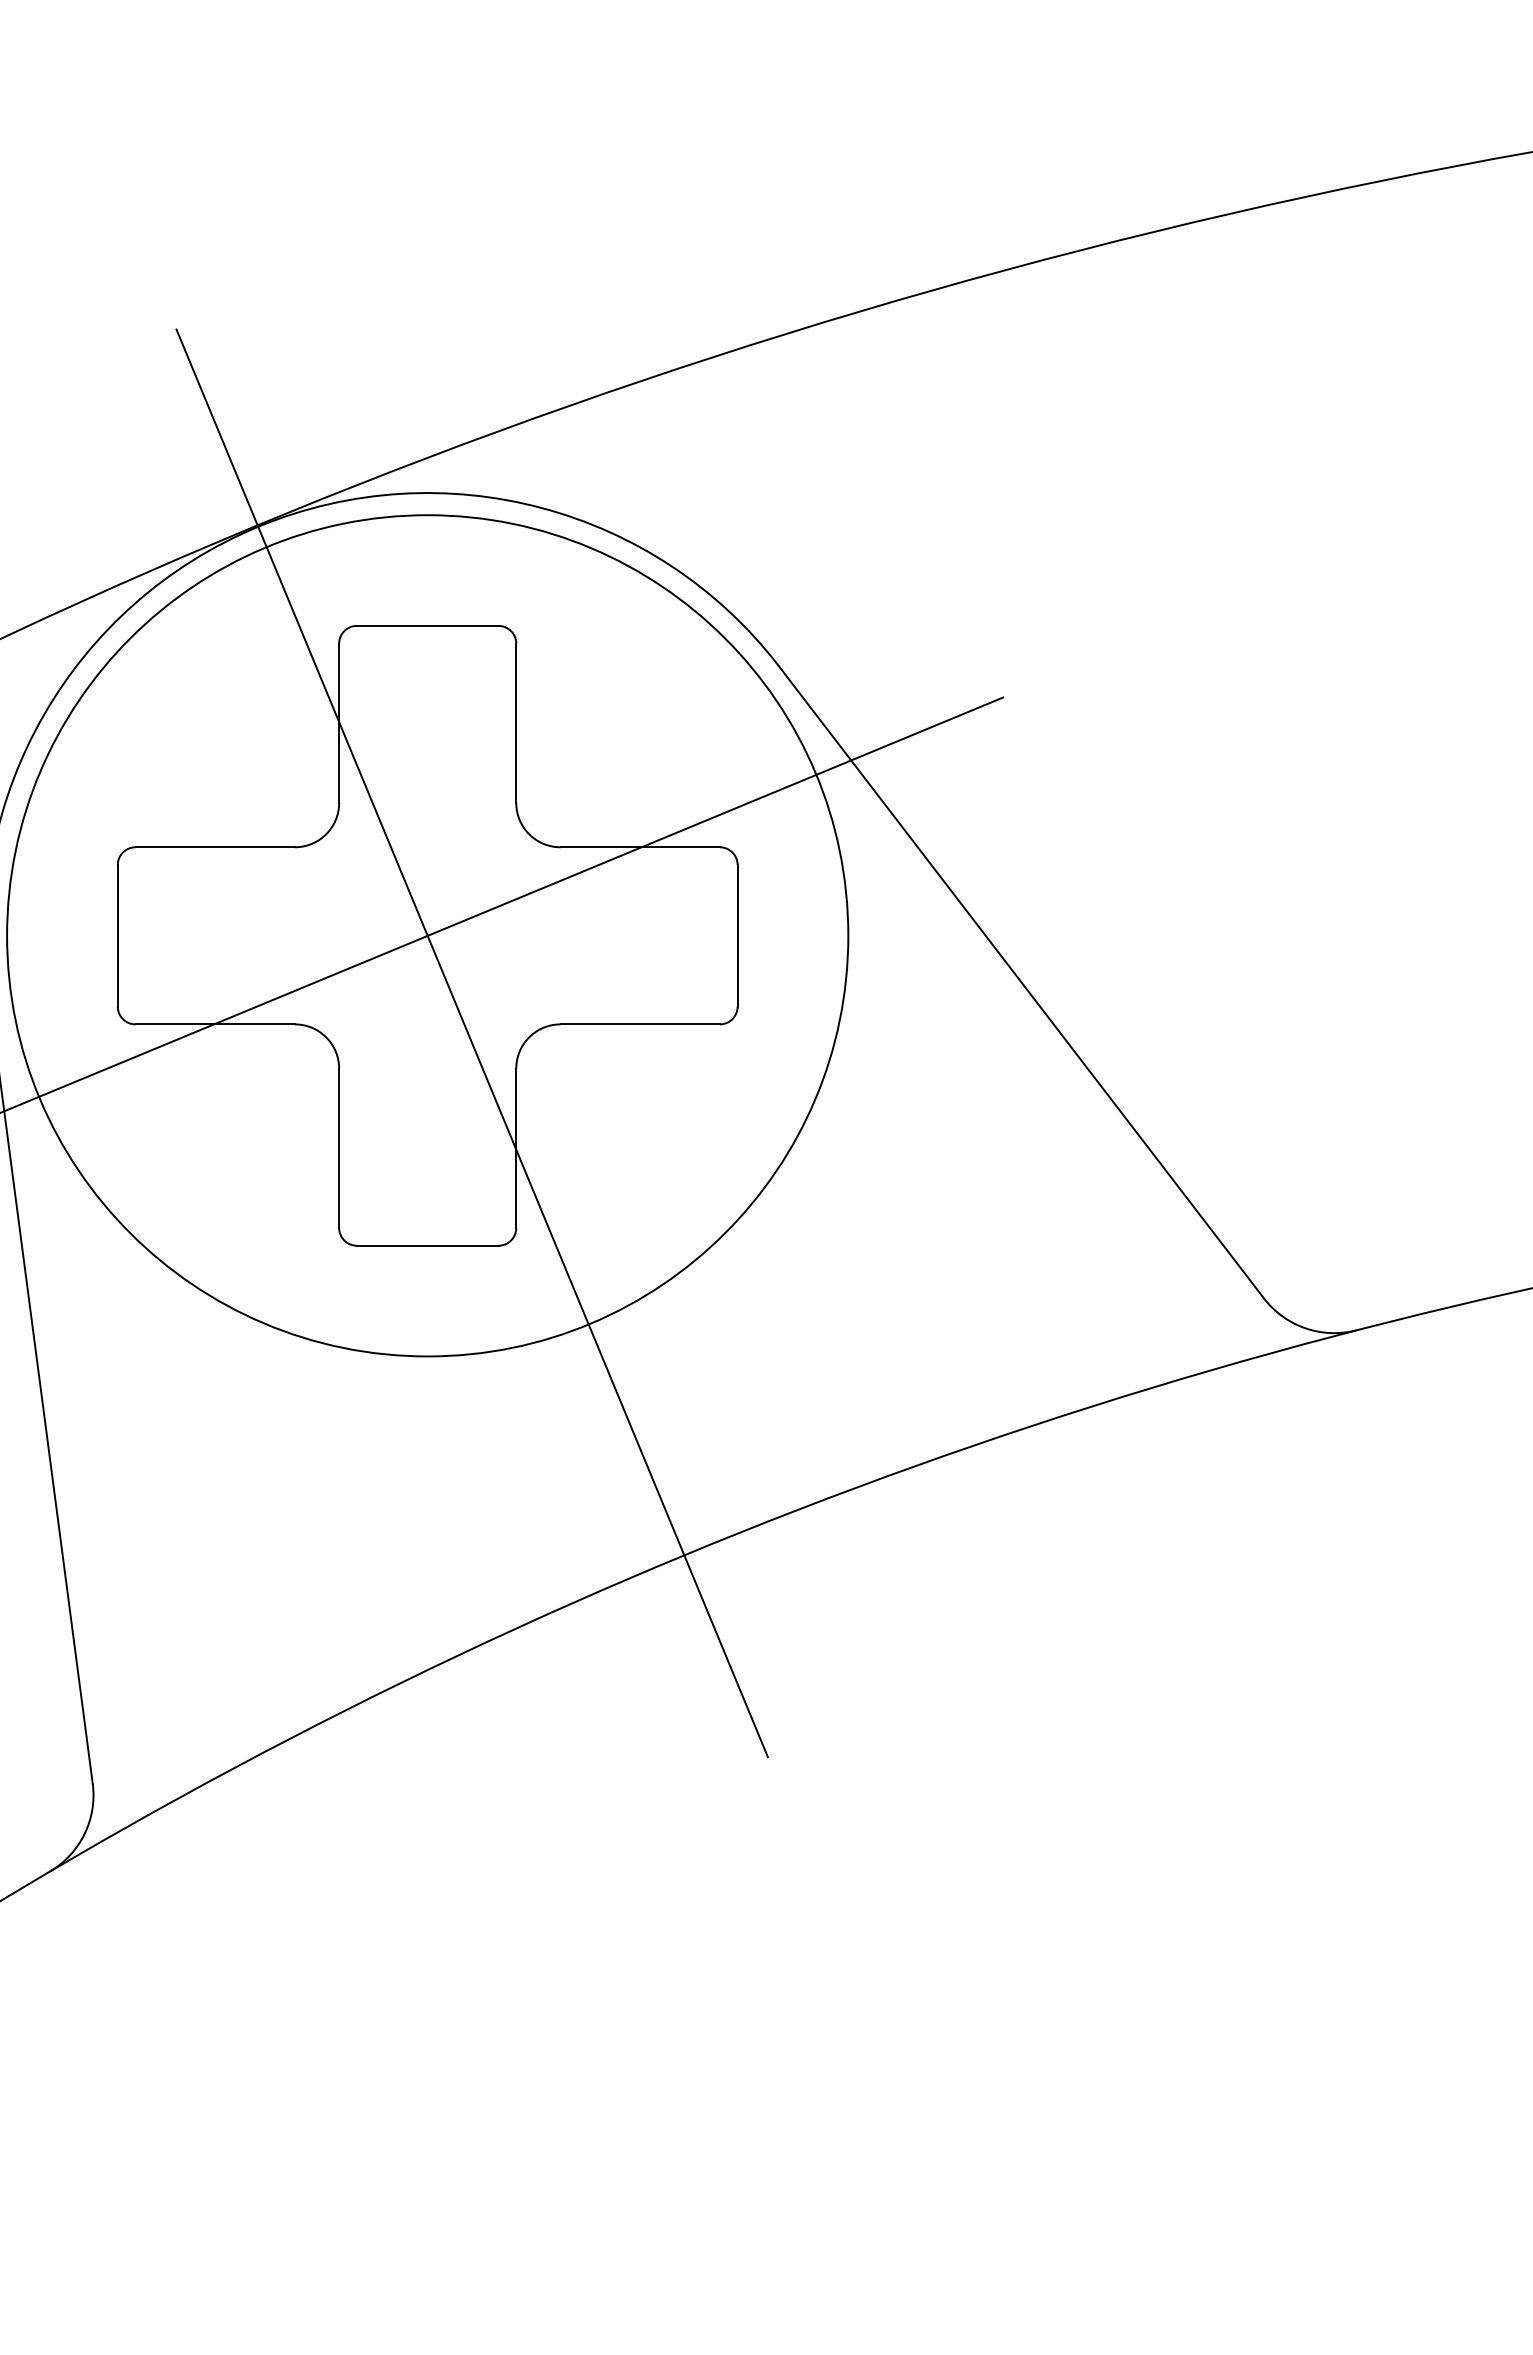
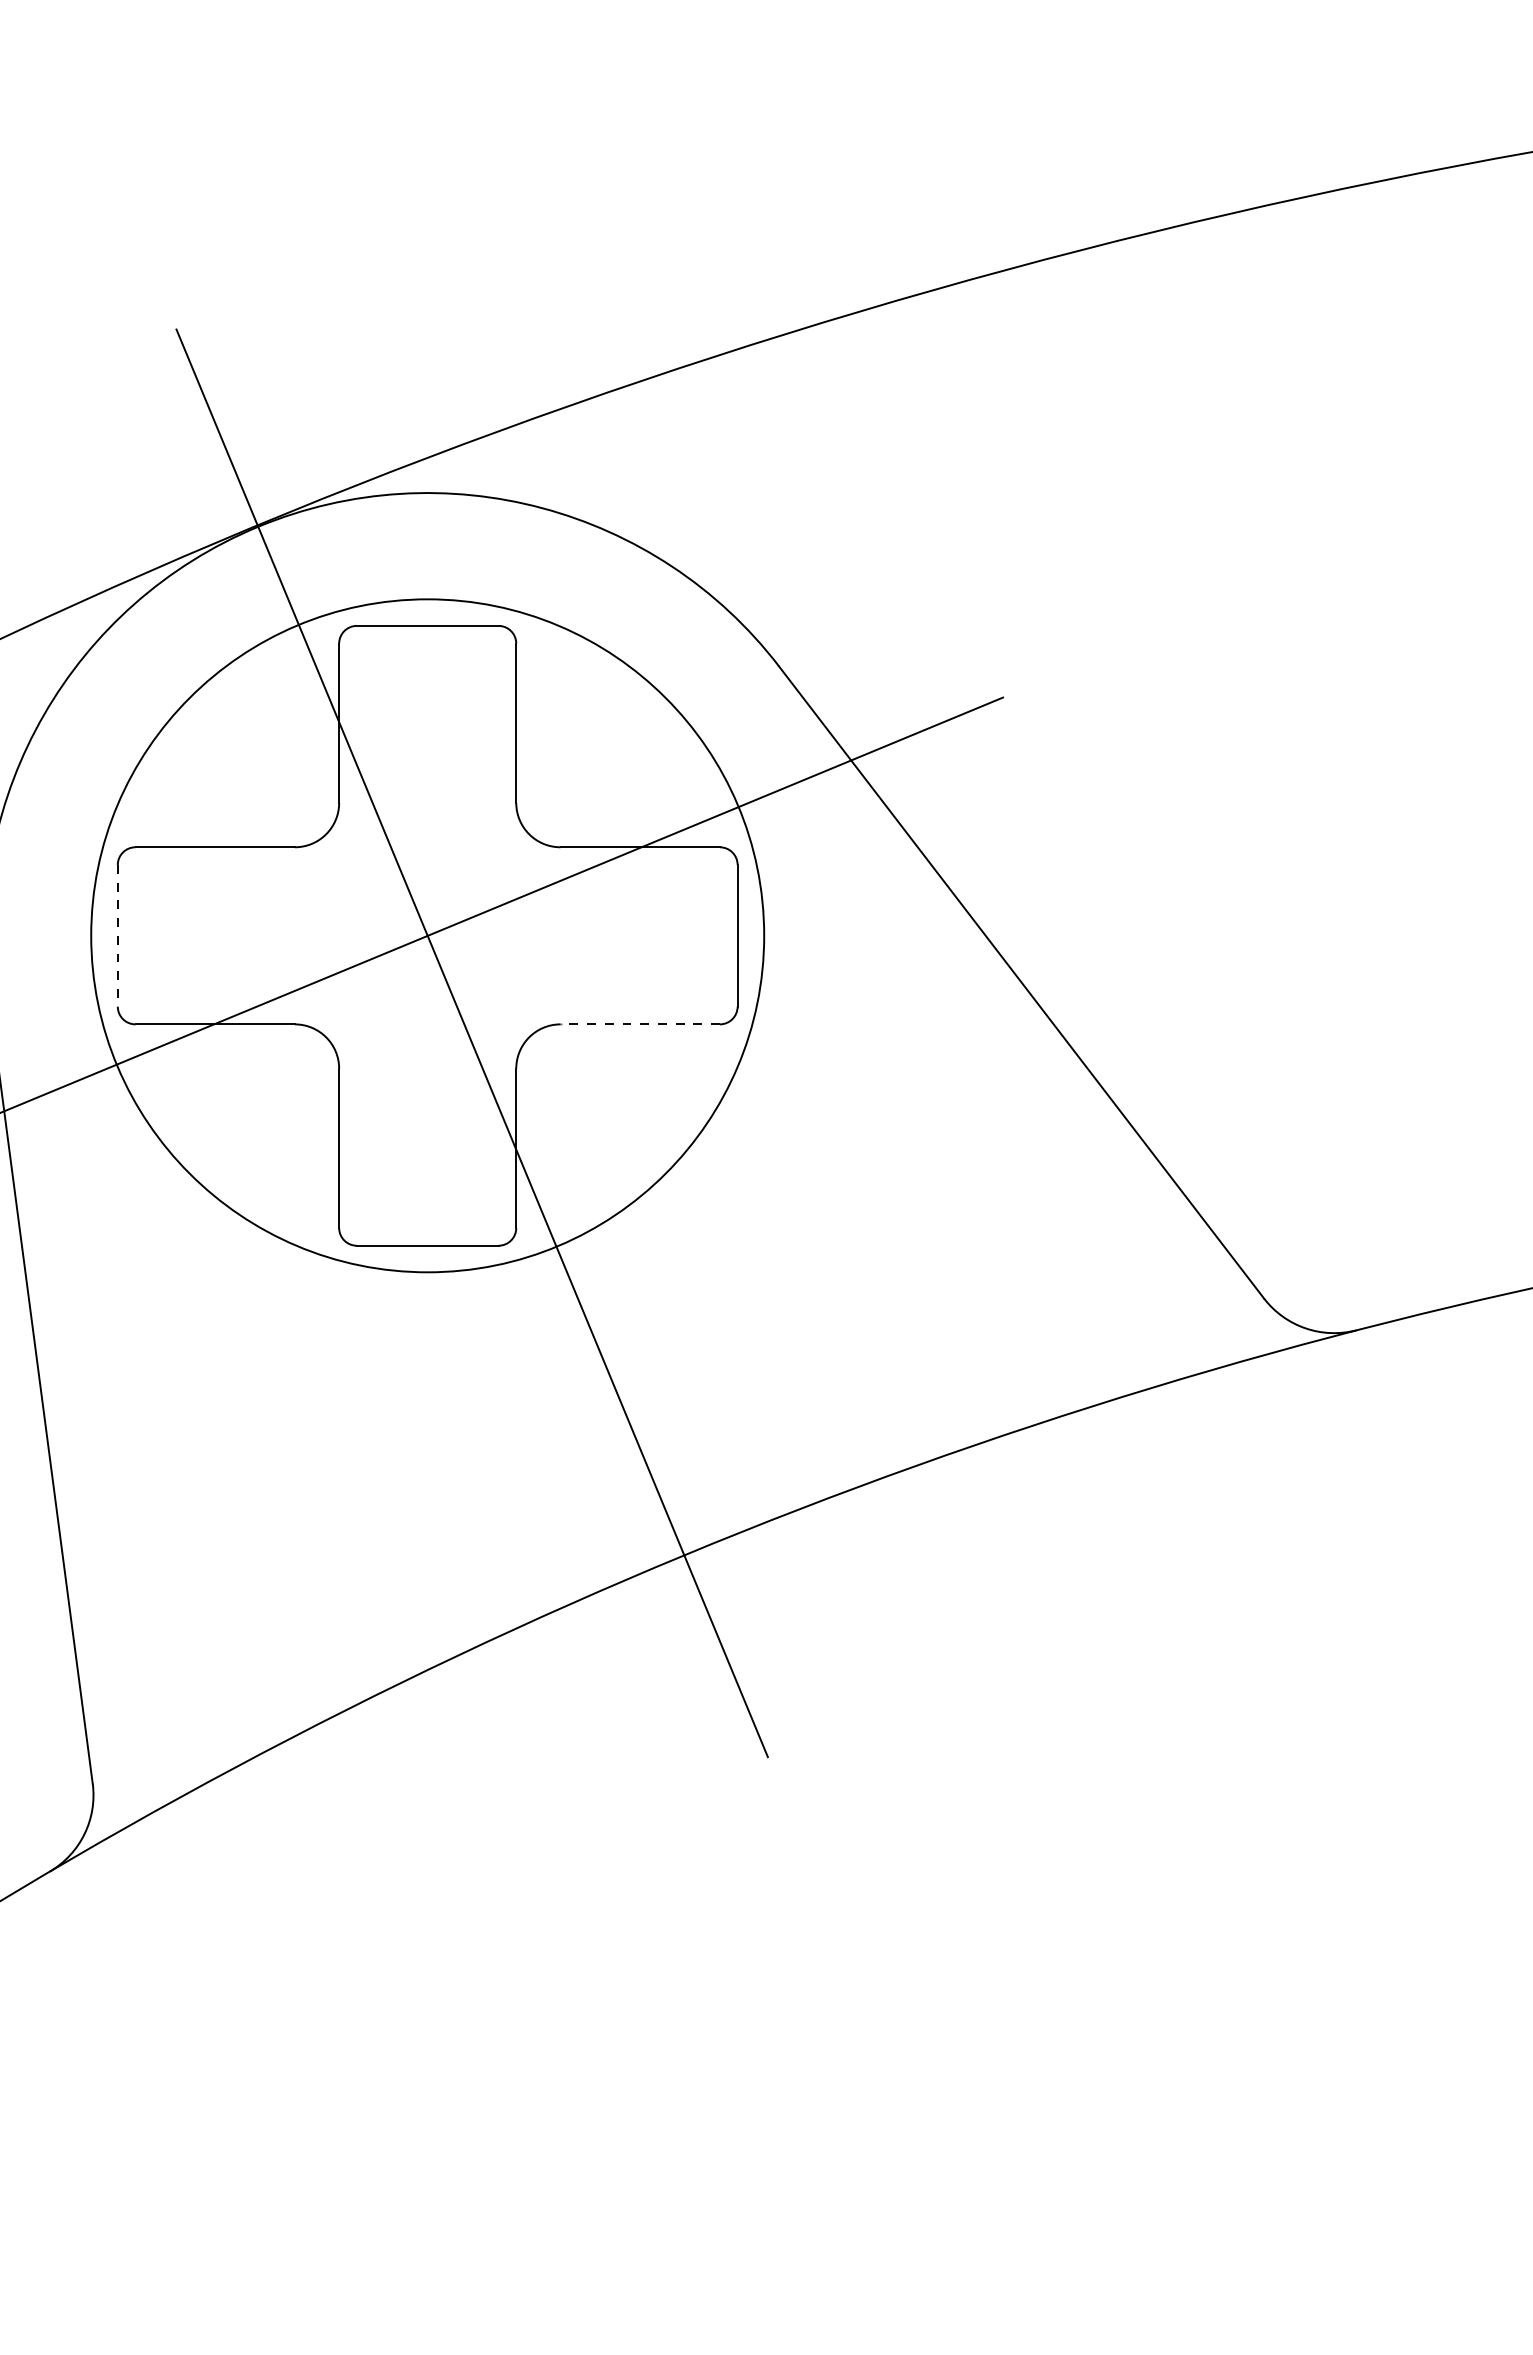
line: solid -> dashed (117, 935)
circle diameter: 841 px -> 673 px (427, 935)
line: solid -> dashed (640, 1024)
